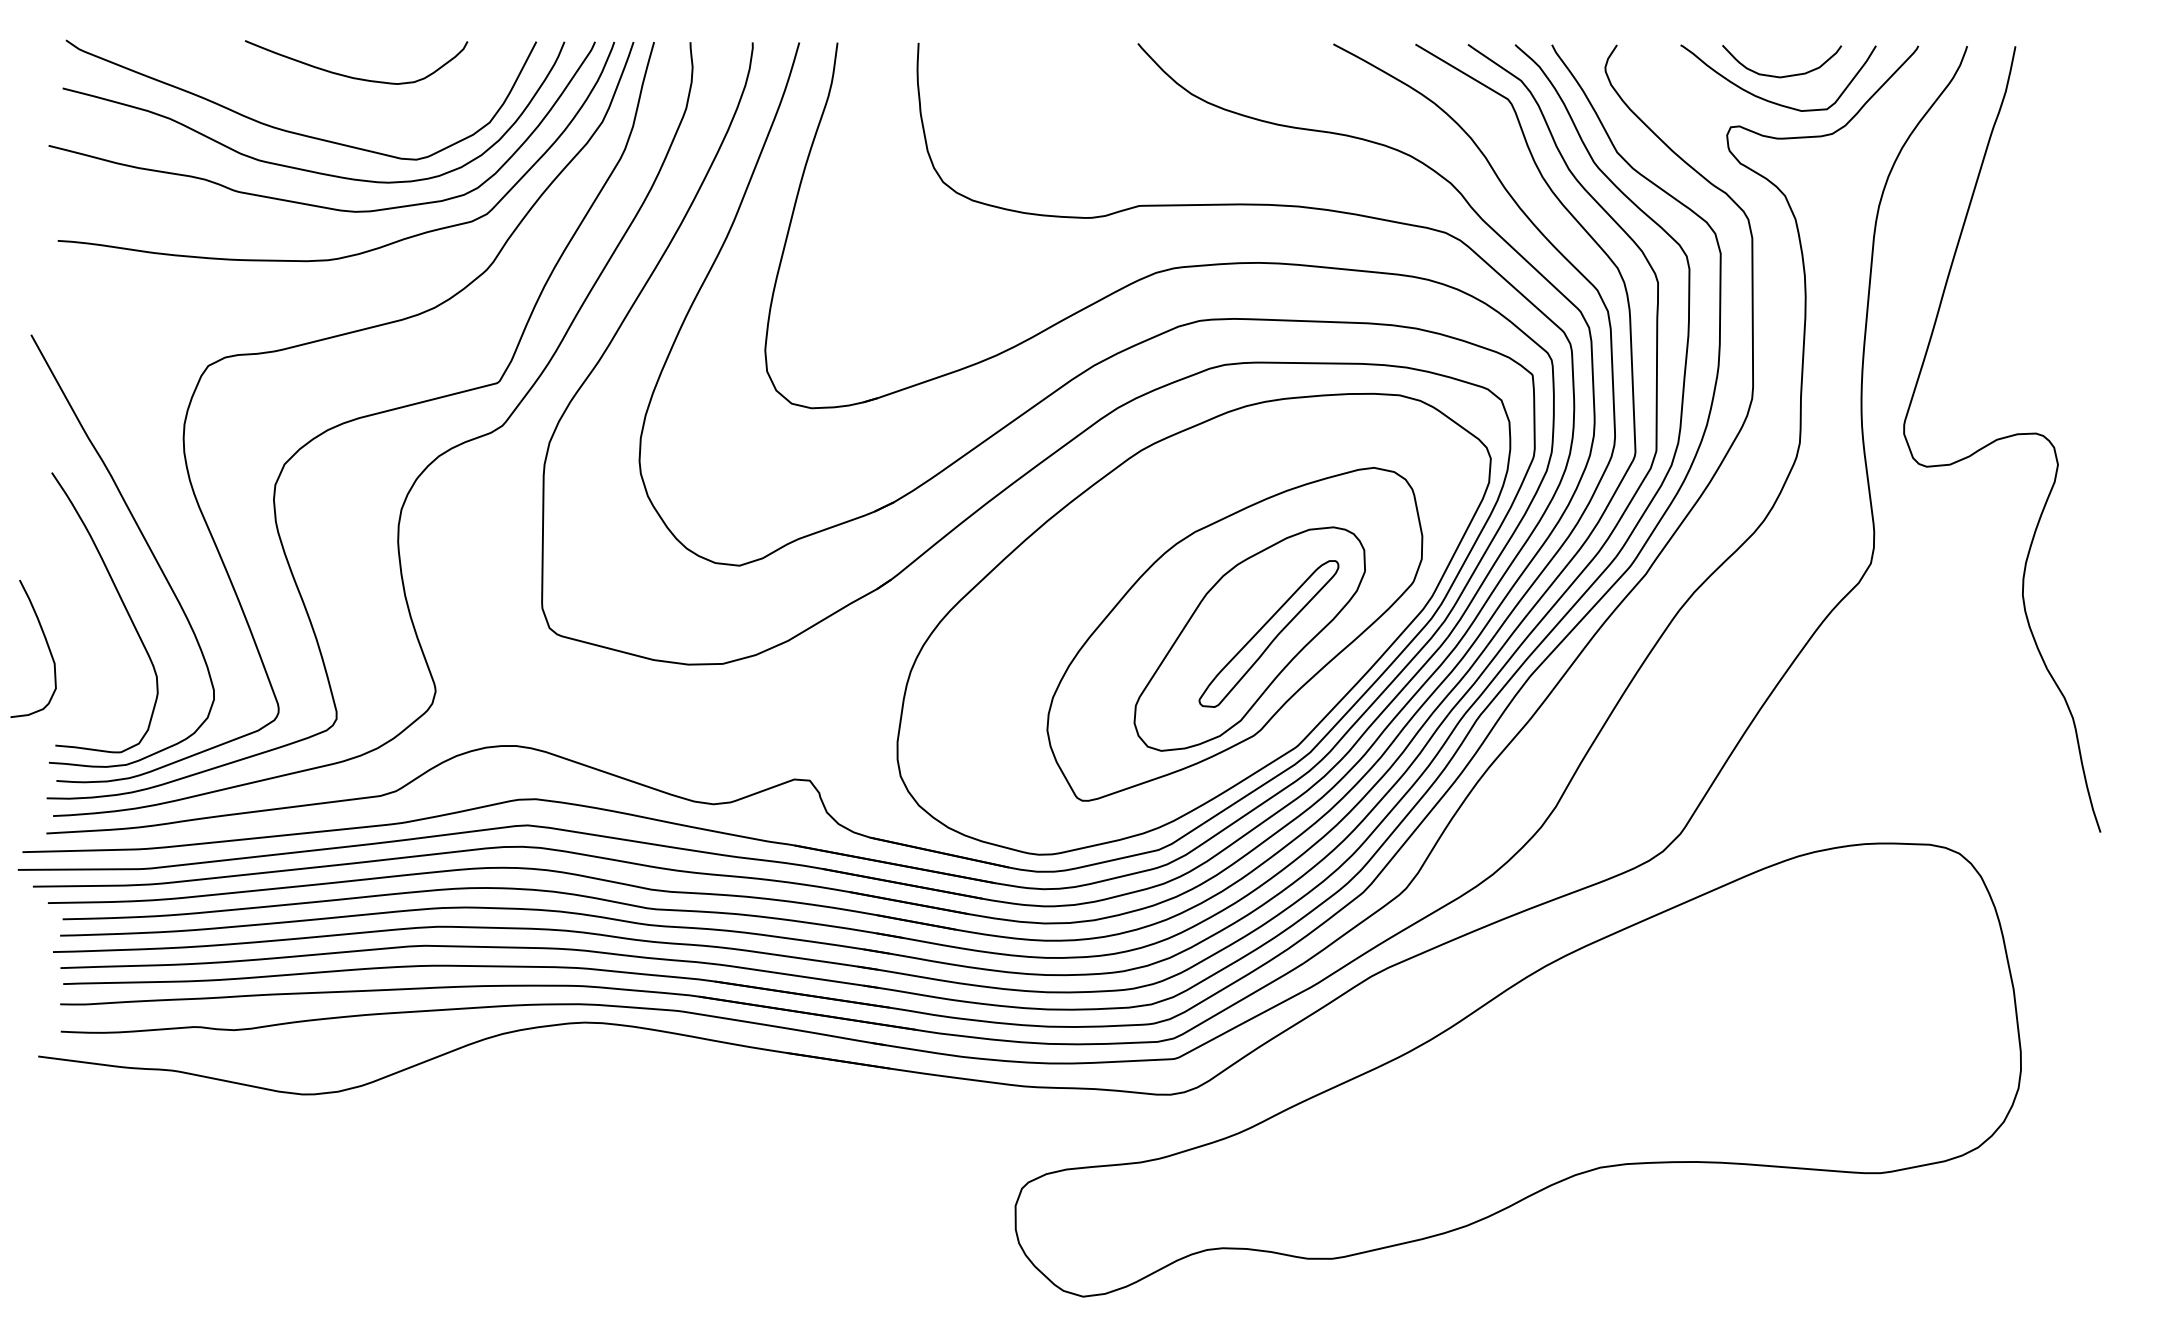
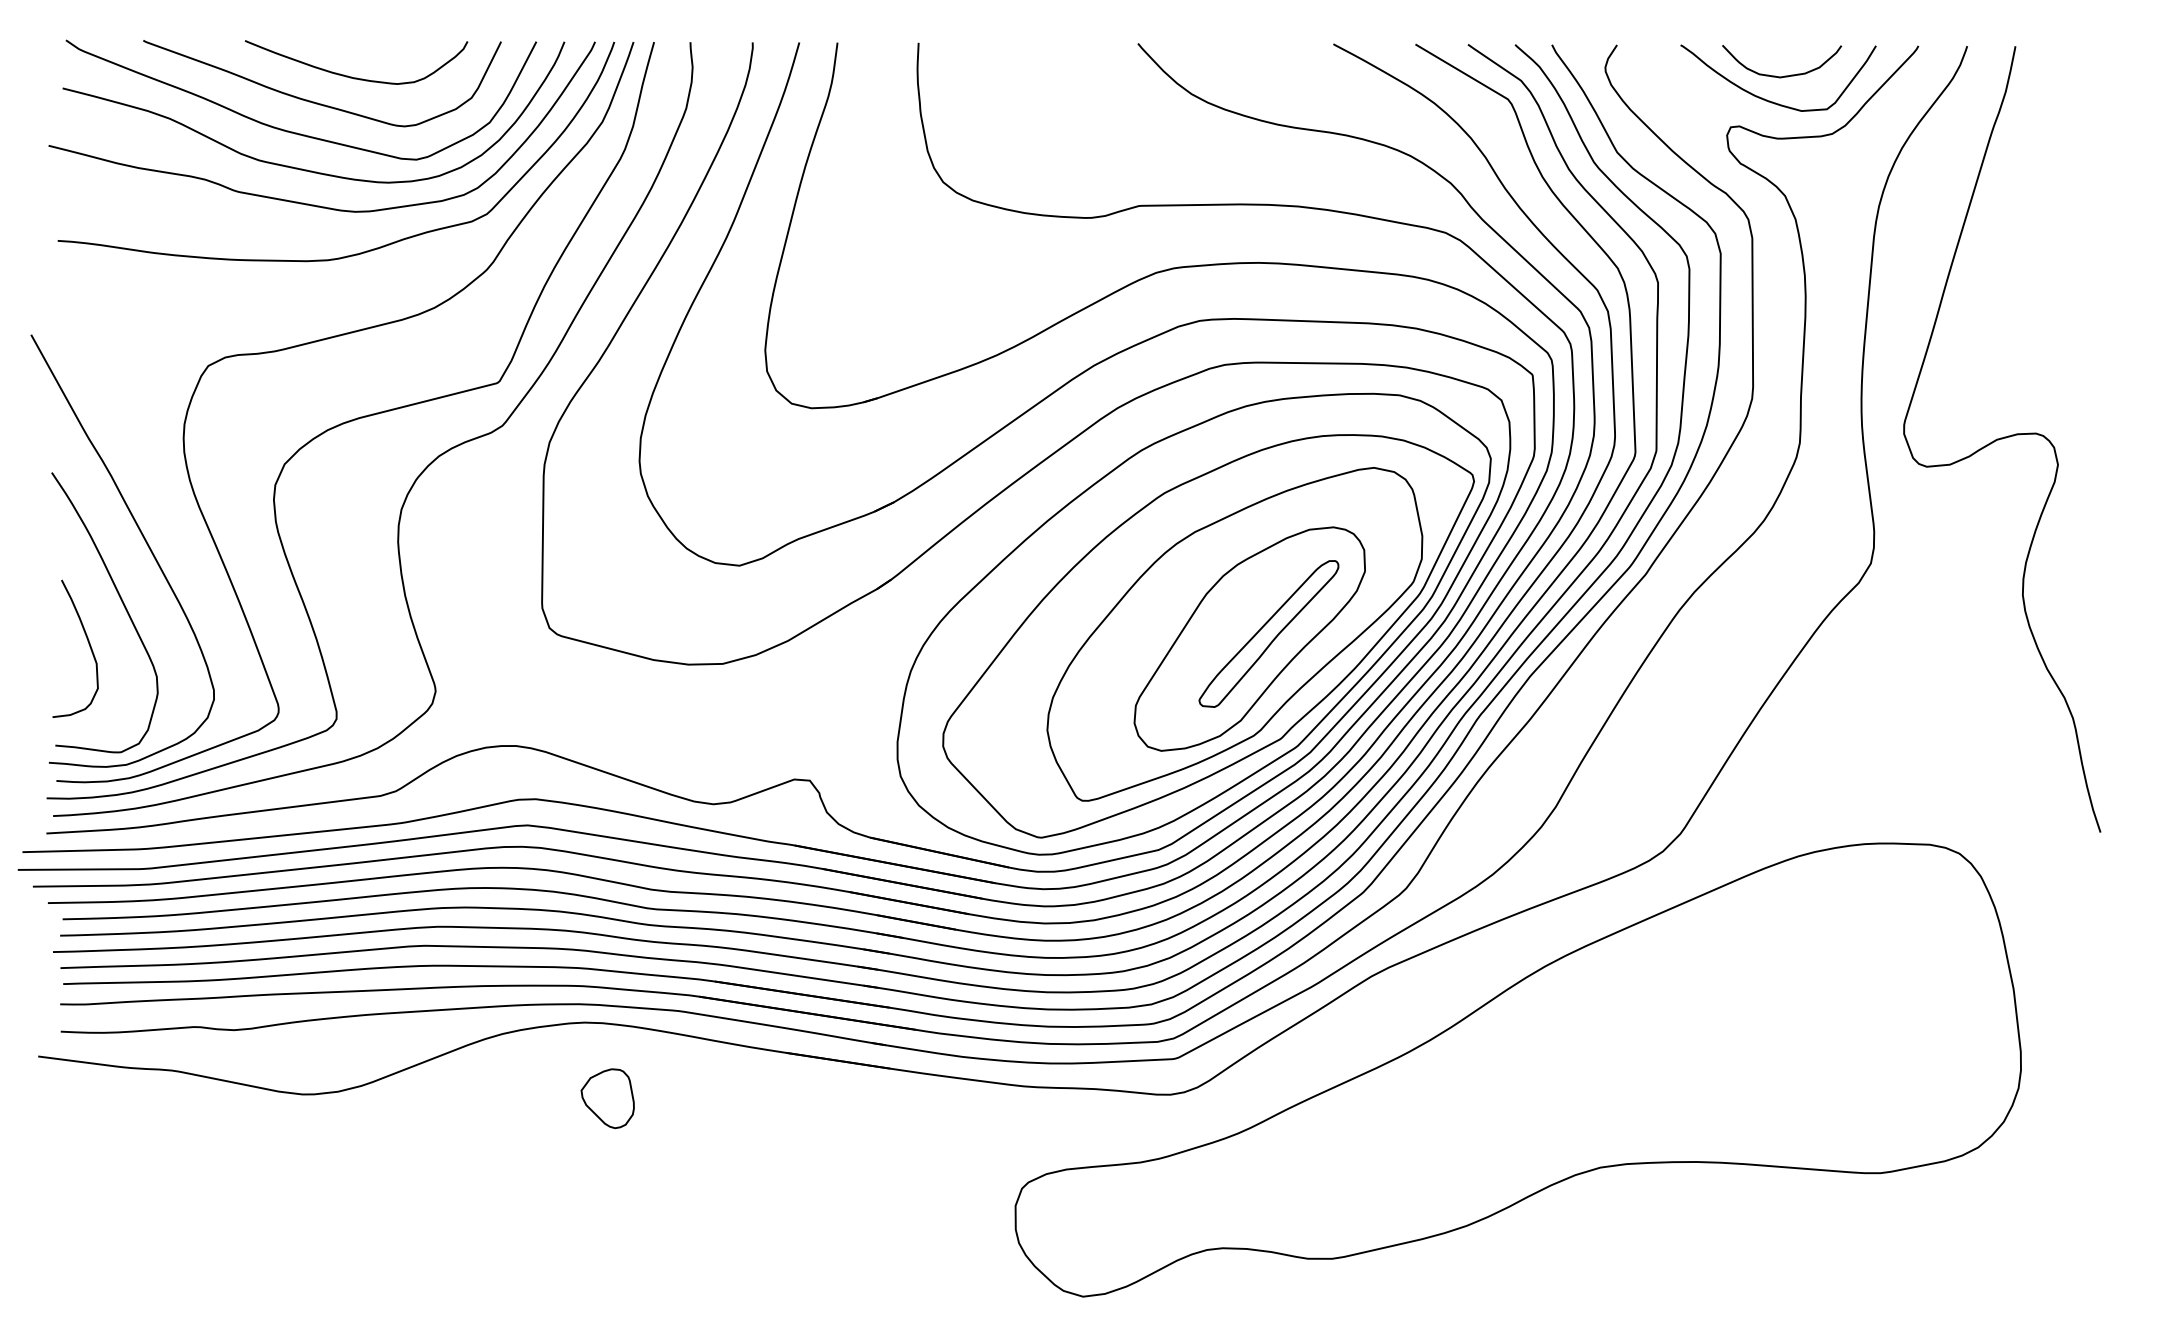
curve: none -> present (317, 102)
part: none -> present (1208, 636)
curve position: (46, 644) -> (88, 644) (88, 644)
part: none -> present (607, 1098)
